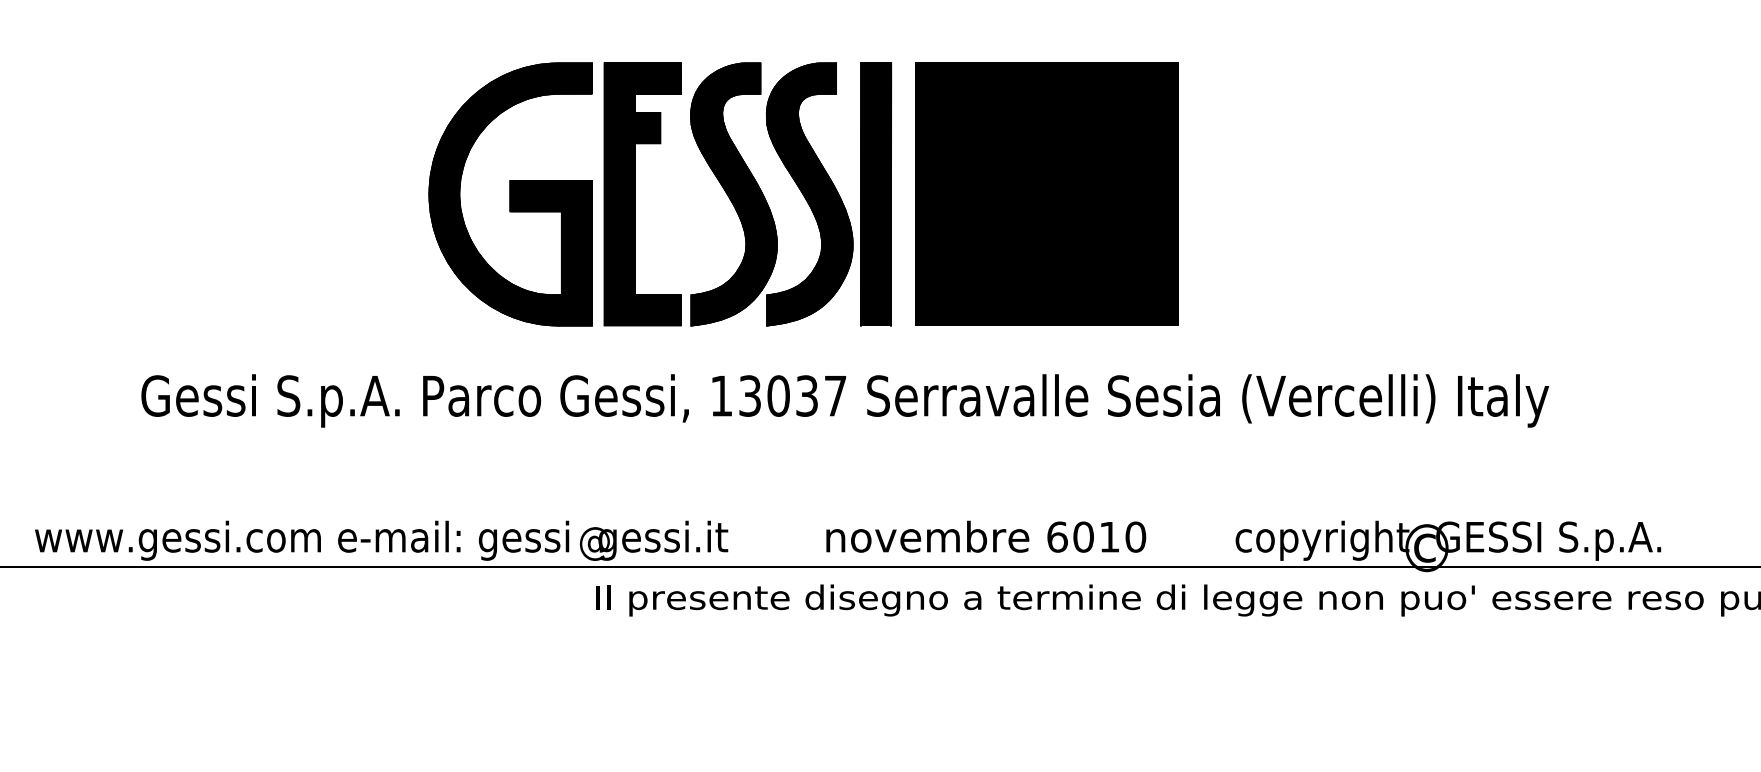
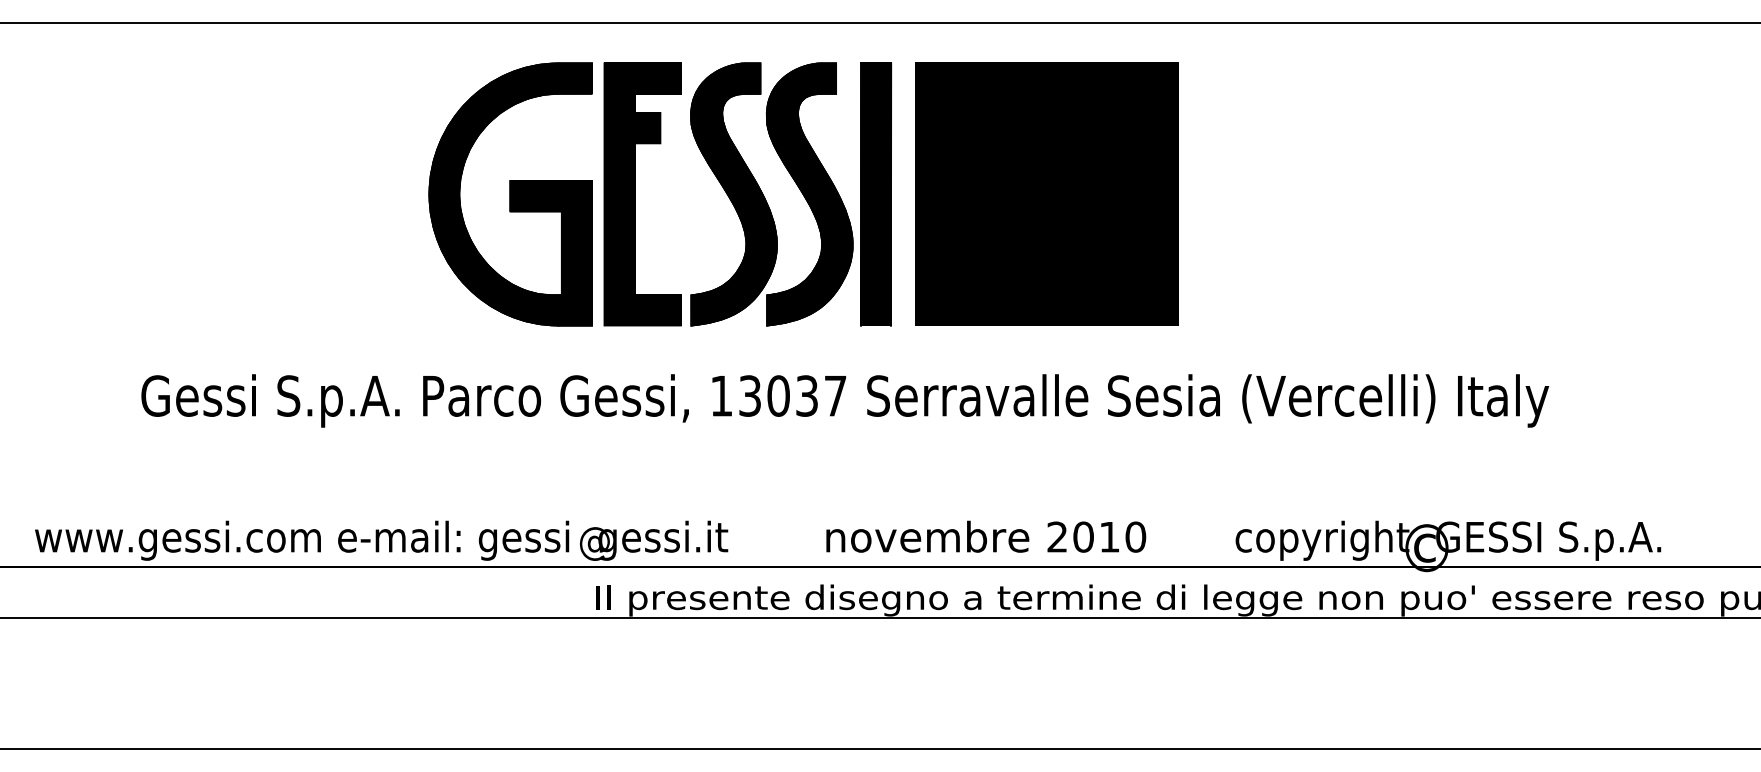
line: none -> present (879, 23)
text: 6010 -> 2010 (1057, 536)
line: none -> present (879, 617)
line: none -> present (879, 748)
